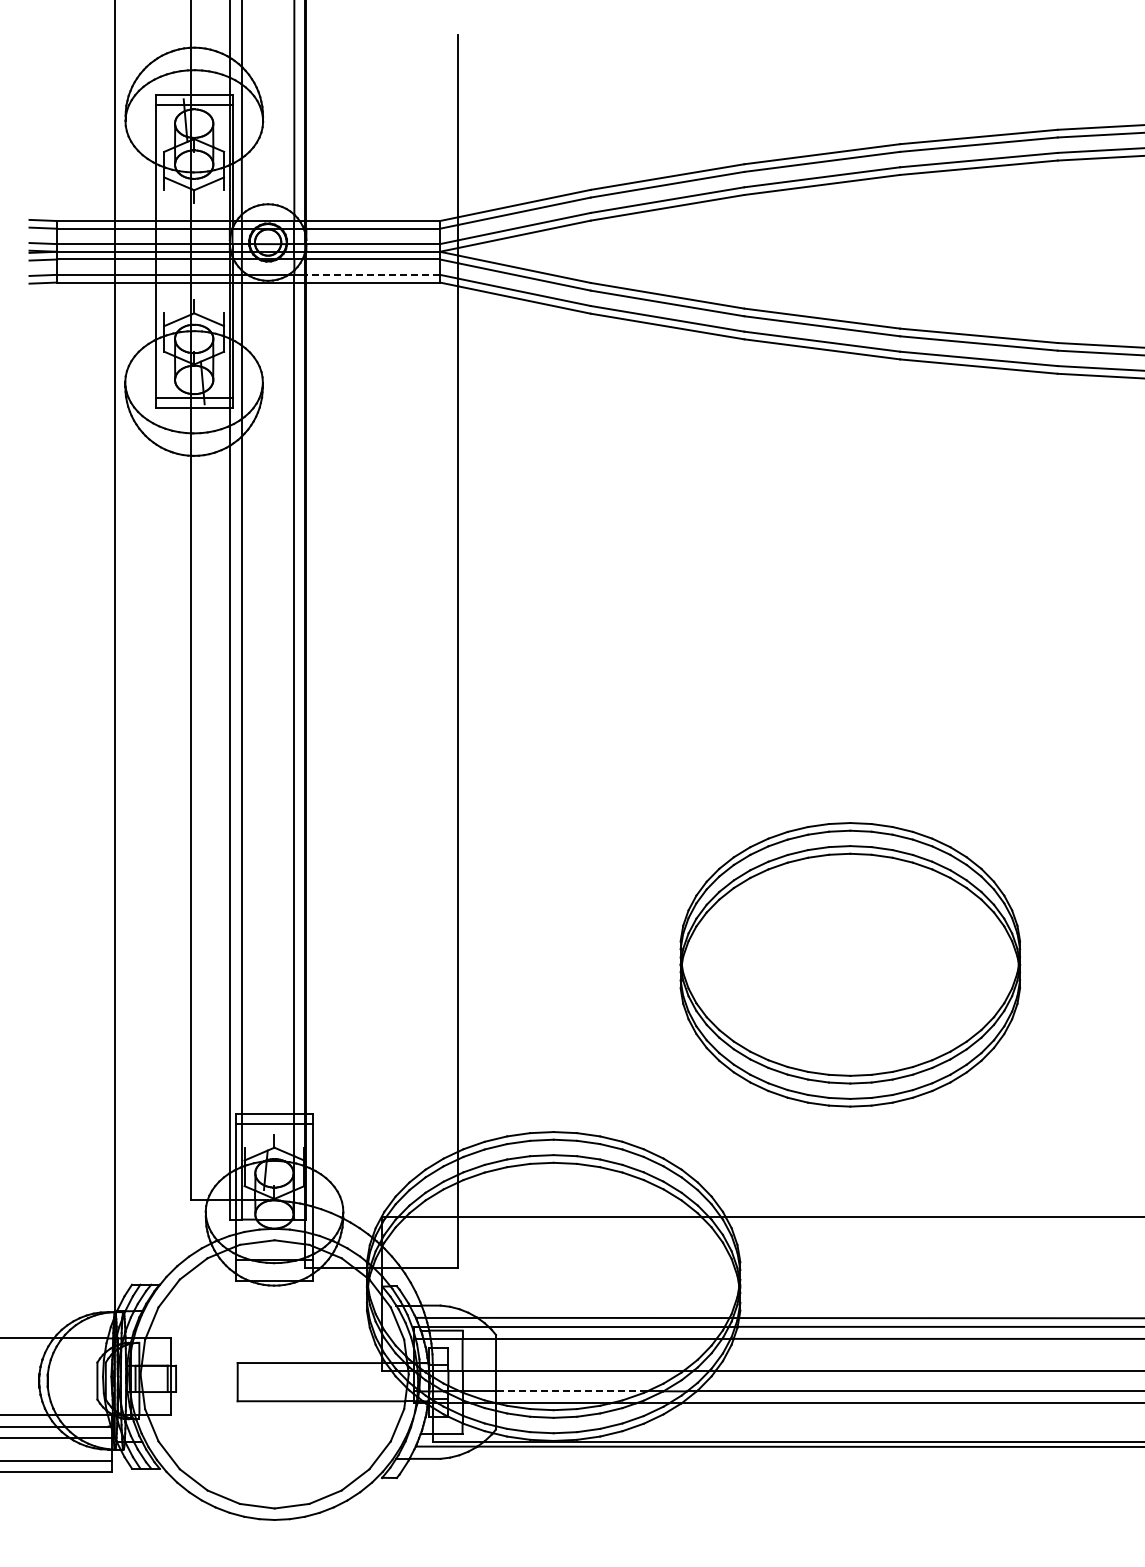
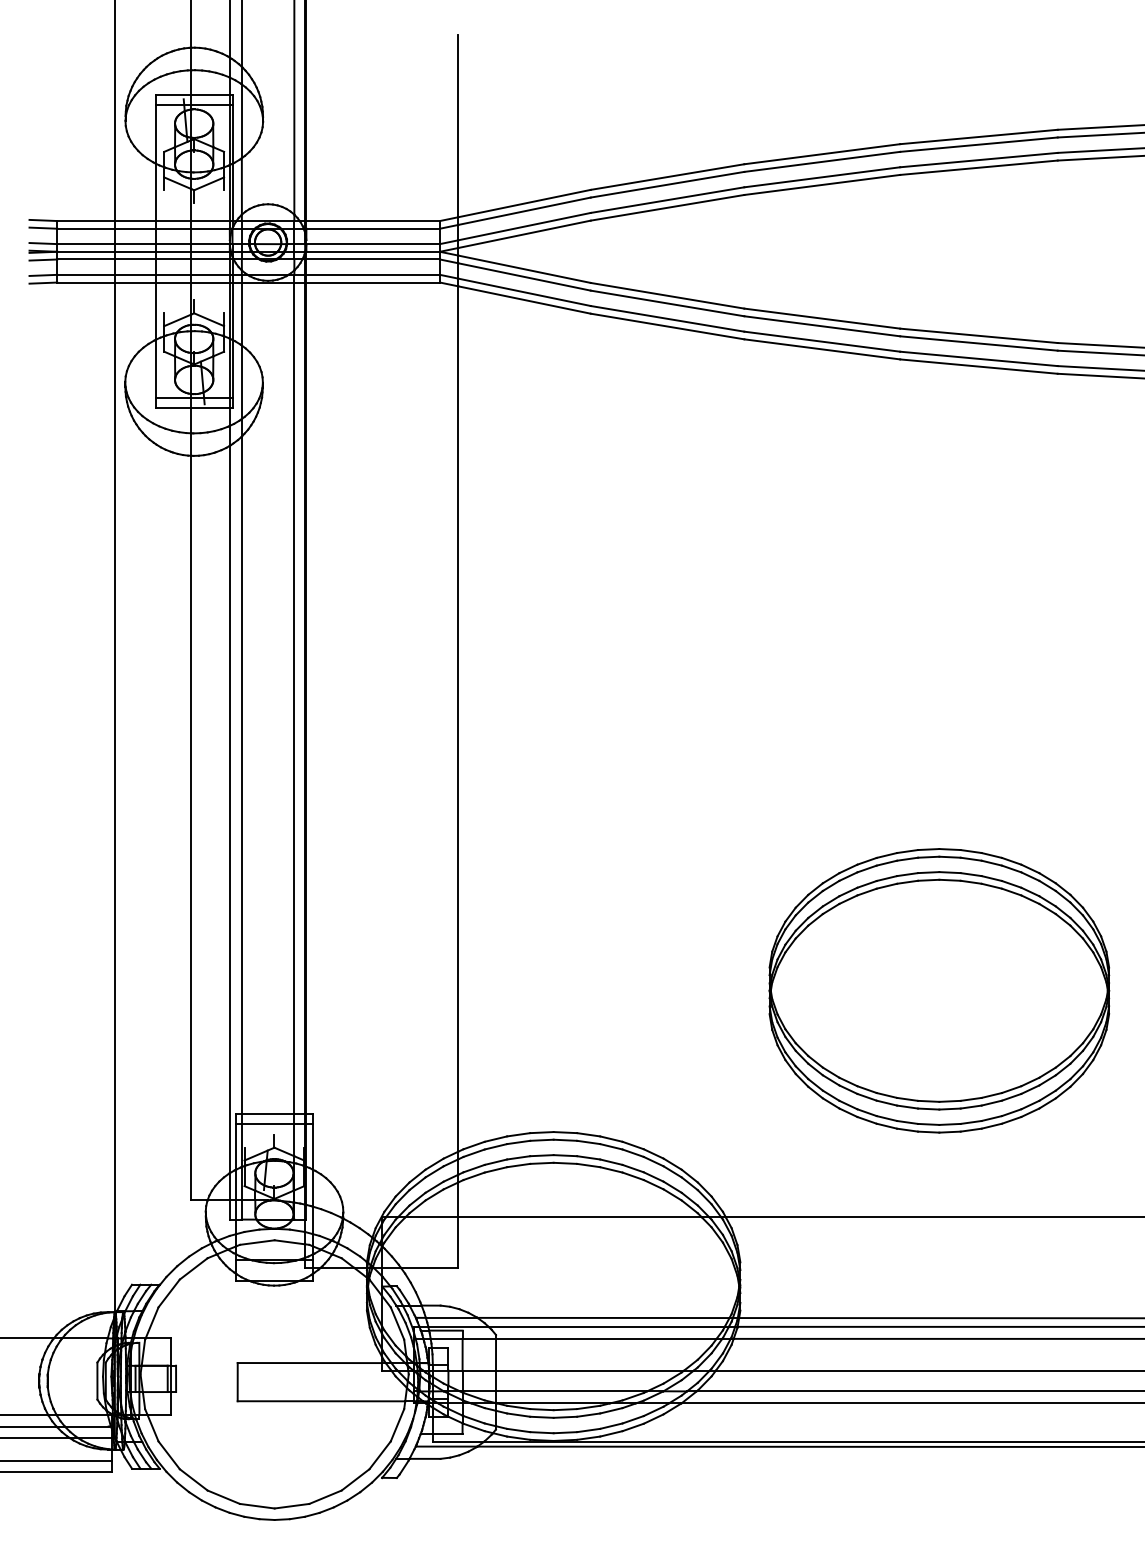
line: dashed -> solid (373, 274)
part position: (850, 964) -> (939, 990) (939, 990)
line: dashed -> solid (571, 1391)
